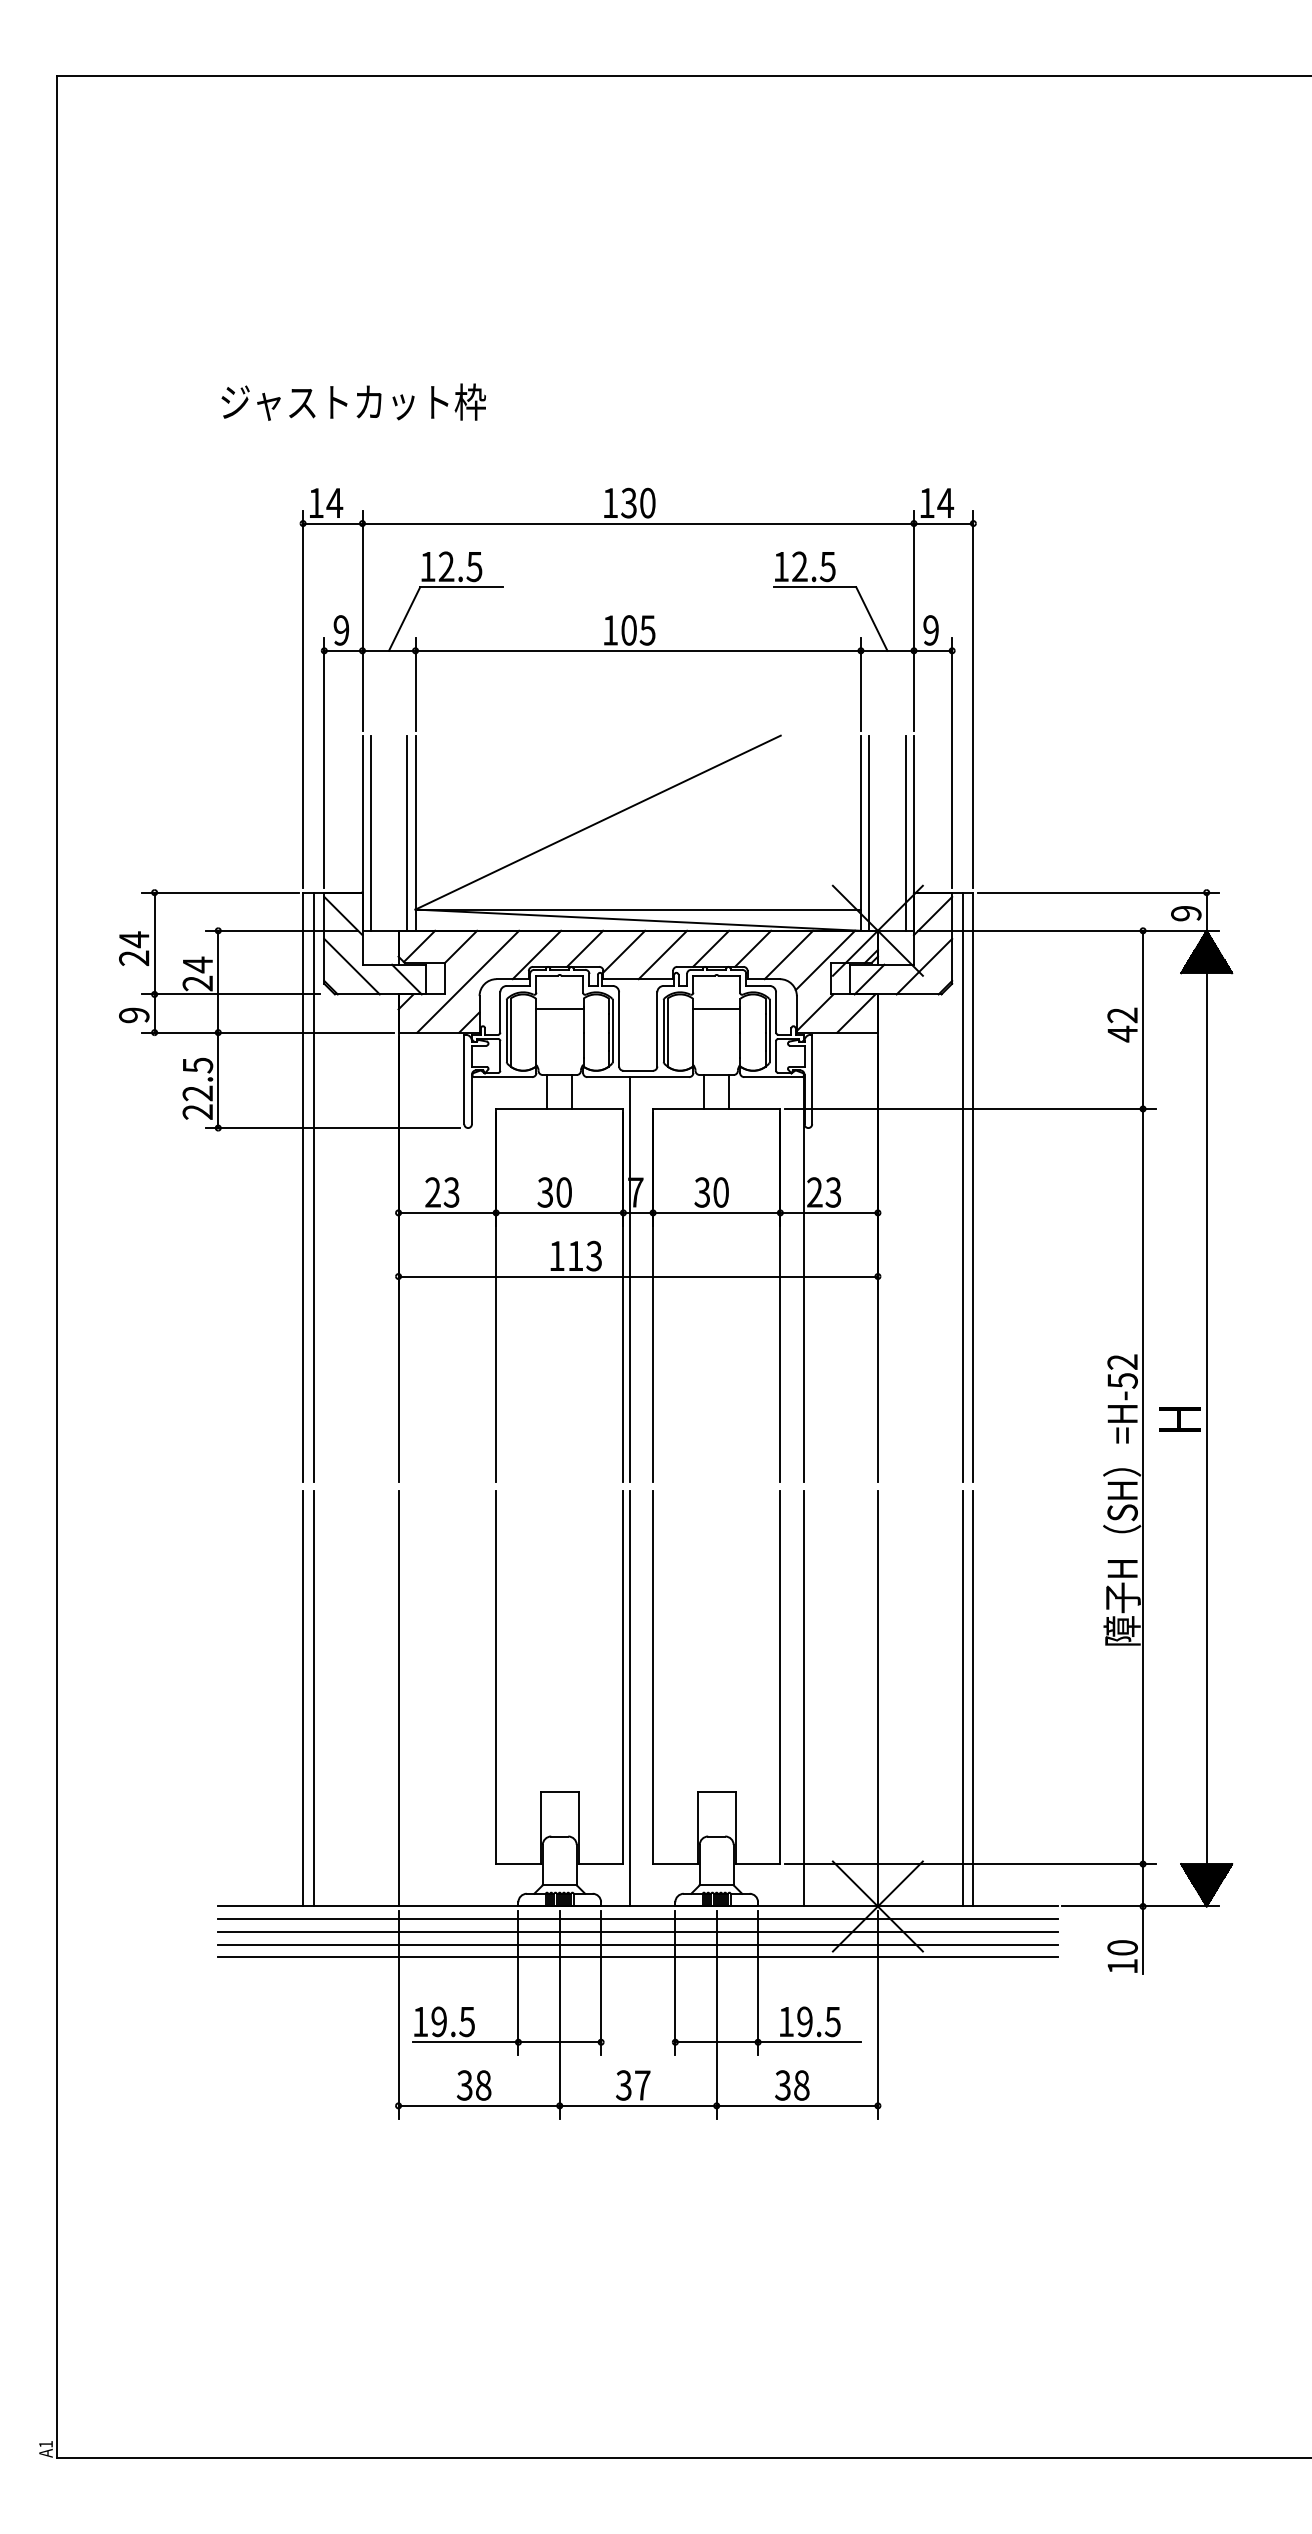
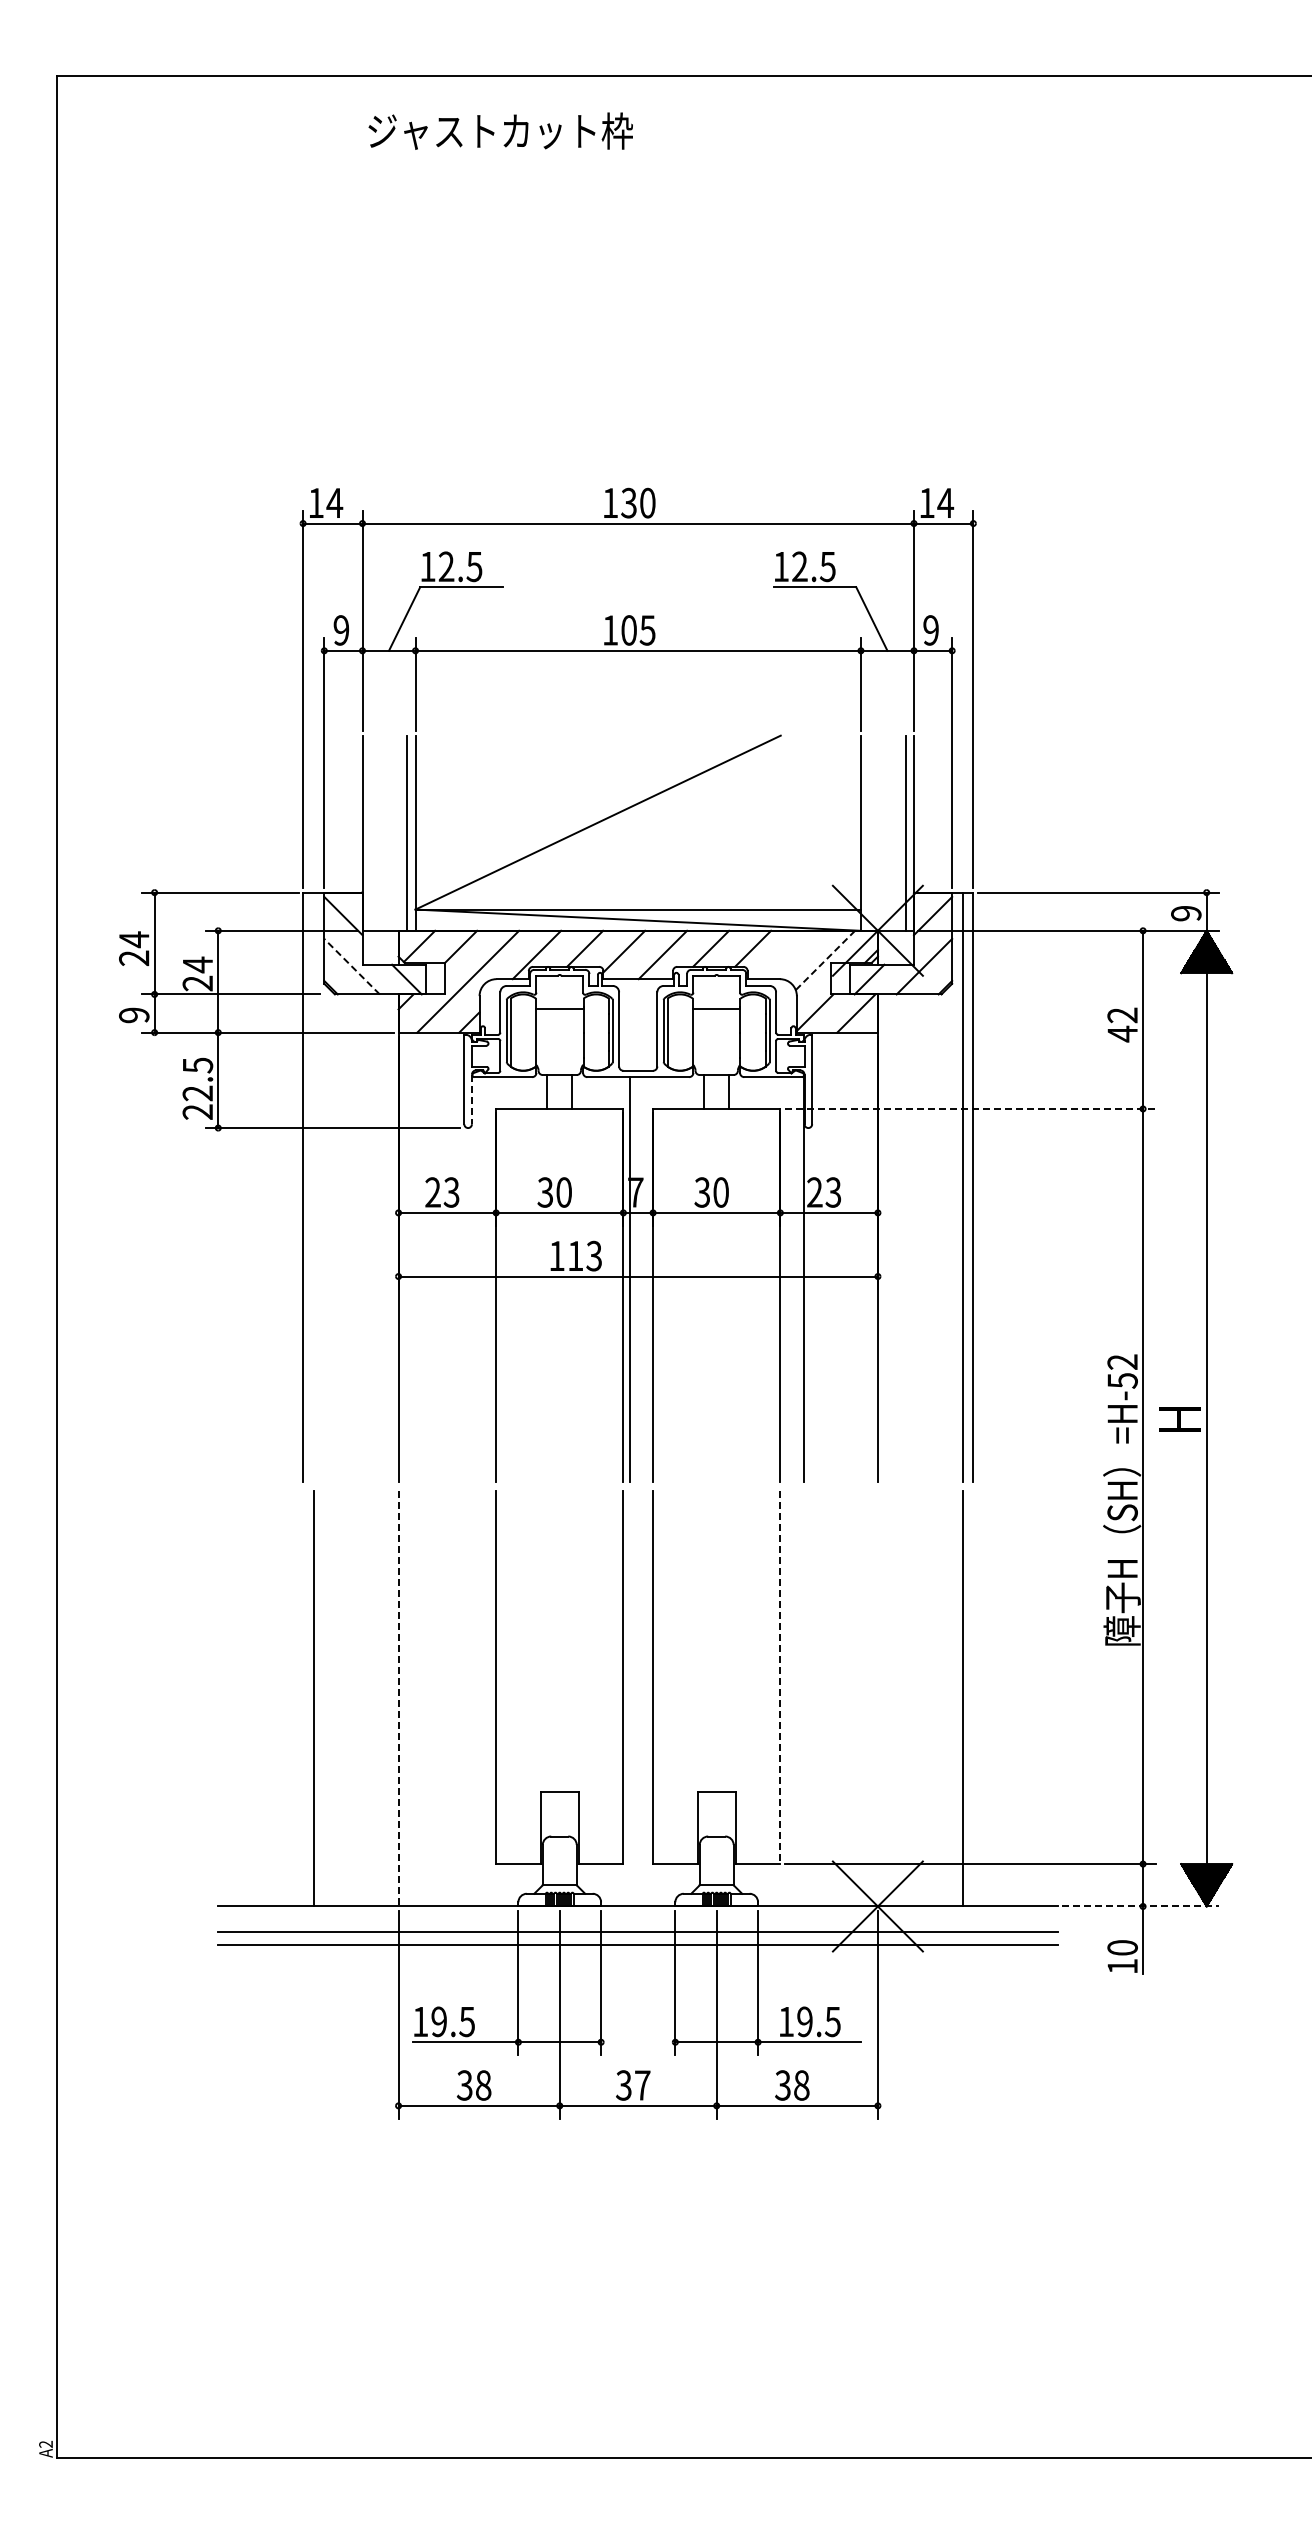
text position: (353, 401) -> (500, 130) (500, 130)
line: present -> none (370, 832)
line: present -> none (869, 832)
line: present -> none (788, 954)
line: solid -> dashed (825, 960)
line: solid -> dashed (351, 966)
line: solid -> dashed (471, 1099)
line: solid -> dashed (970, 1108)
line: present -> none (313, 1187)
line: solid -> dashed (780, 1677)
line: present -> none (303, 1698)
line: solid -> dashed (398, 1698)
line: present -> none (629, 1698)
line: present -> none (803, 1698)
line: present -> none (877, 1698)
line: present -> none (973, 1698)
line: solid -> dashed (1141, 1906)
line: present -> none (638, 1919)
line: present -> none (638, 1957)
text: A1 -> A2 (45, 2443)
